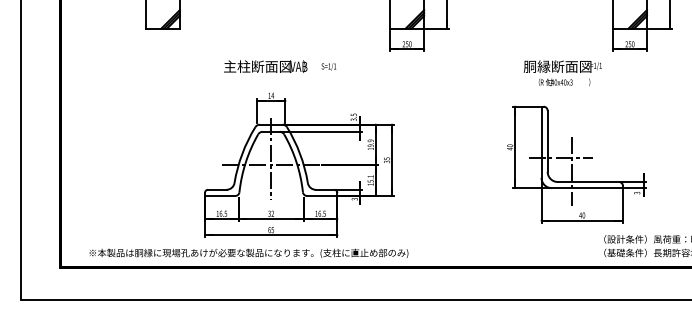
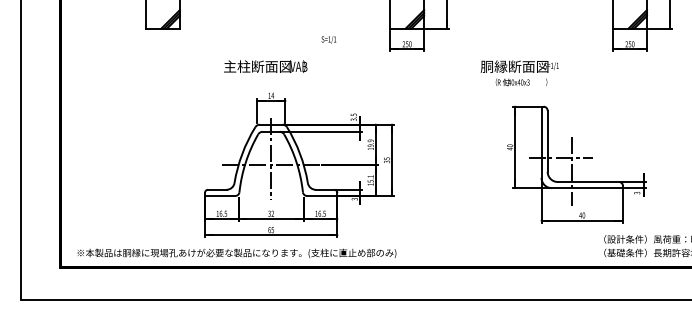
text position: (328, 66) -> (328, 39) (328, 39)
text position: (562, 73) -> (519, 73) (519, 73)
text position: (248, 252) -> (236, 252) (236, 252)
